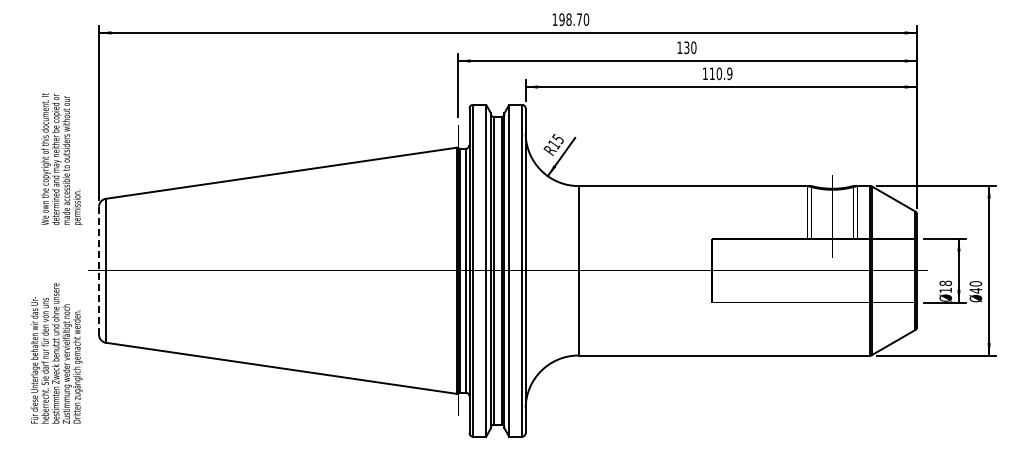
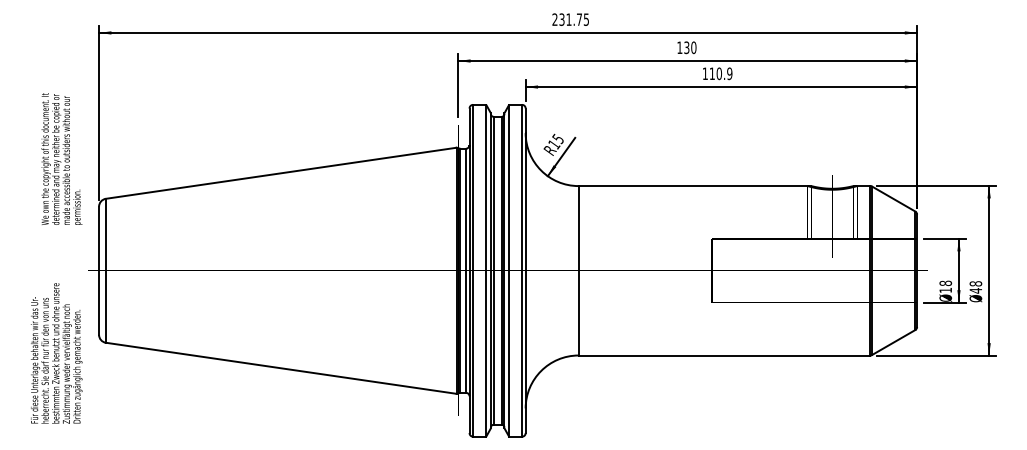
text: 198.70 -> 231.75 (570, 19)
line: dashed -> solid (99, 271)
text: 40 -> 48 (975, 283)
